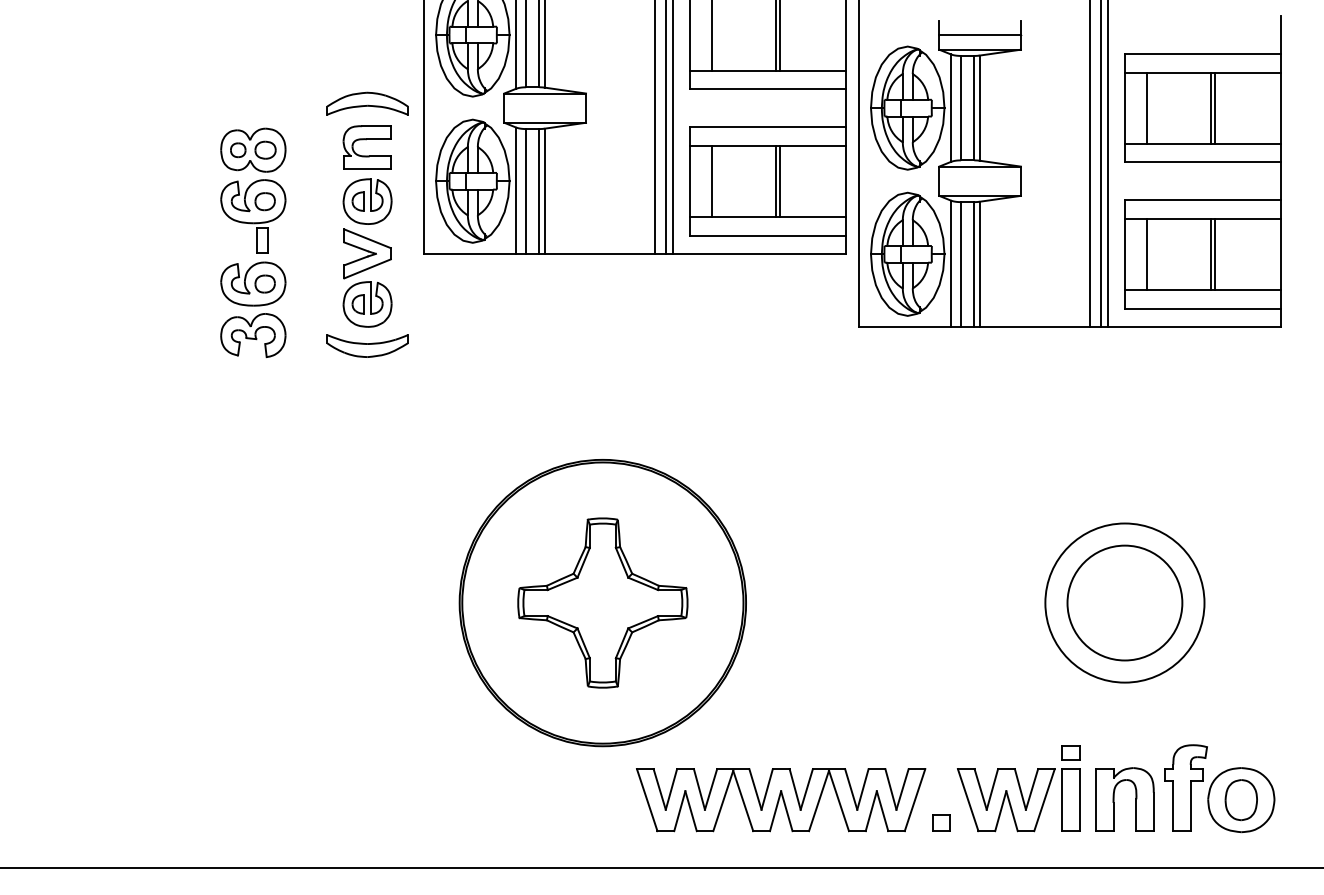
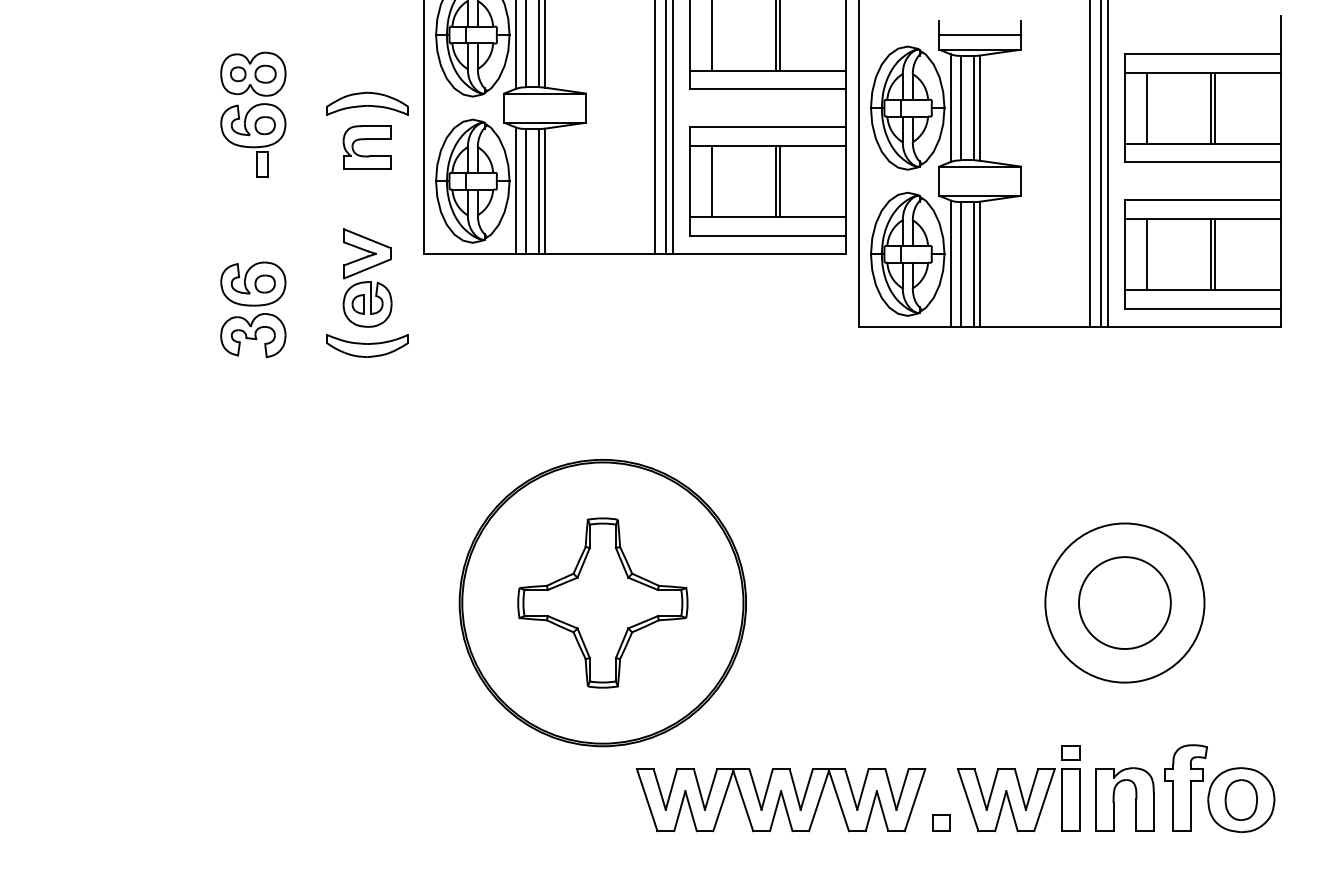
part position: (253, 190) -> (253, 114) (253, 114)
part: present -> none (367, 201)
circle diameter: 115 px -> 92 px (1124, 603)
line: present -> none (661, 868)
